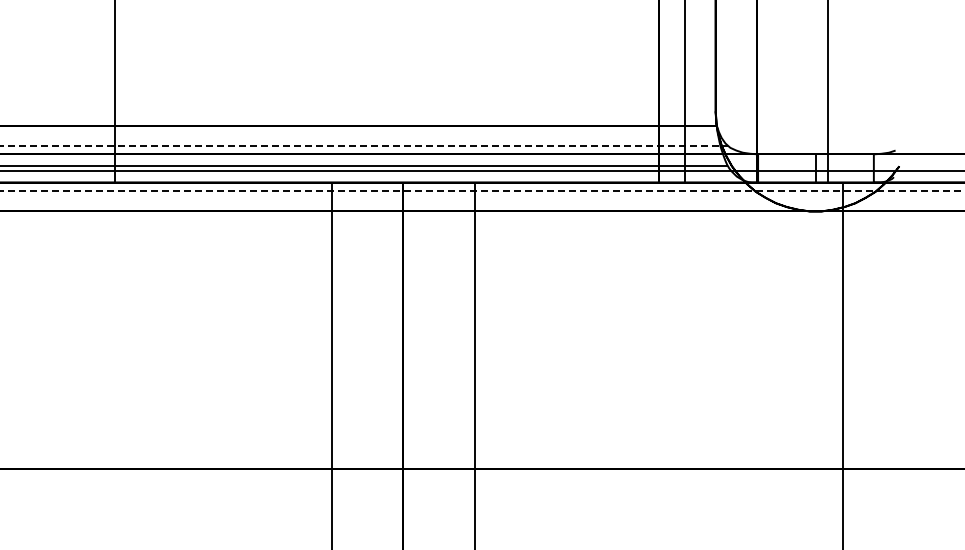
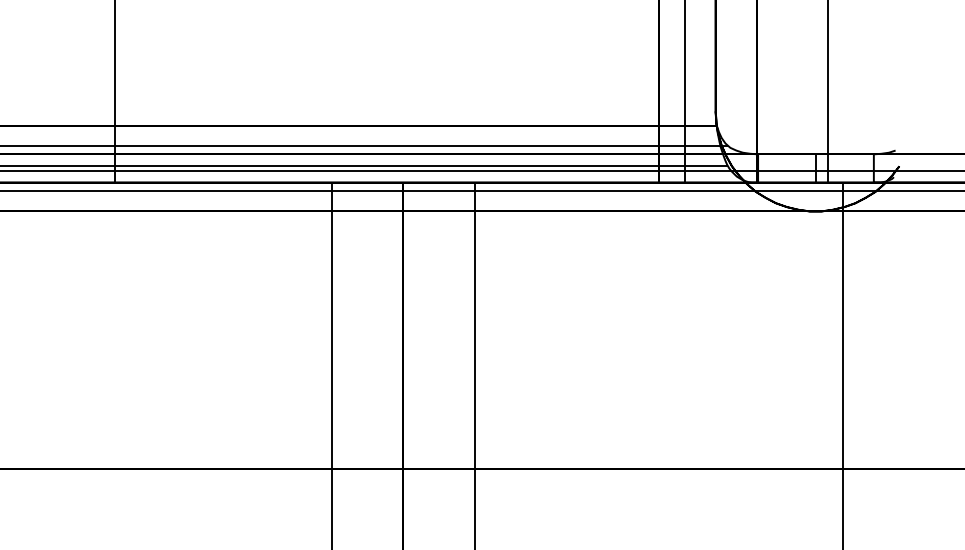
line: dashed -> solid (364, 145)
line: dashed -> solid (483, 191)
